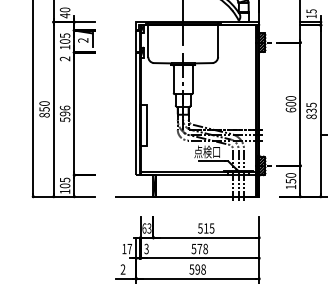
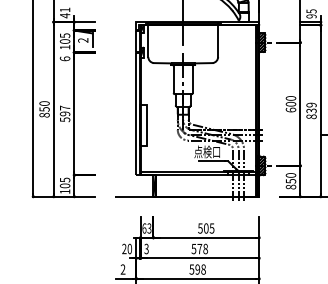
text: 40 -> 41 (64, 9)
text: 15 -> 95 (311, 16)
text: 2 -> 6 (64, 58)
text: 835 -> 839 (311, 104)
text: 596 -> 597 (64, 107)
text: 150 -> 850 (290, 186)
text: 515 -> 505 (206, 228)
text: 17 -> 20 (127, 248)
